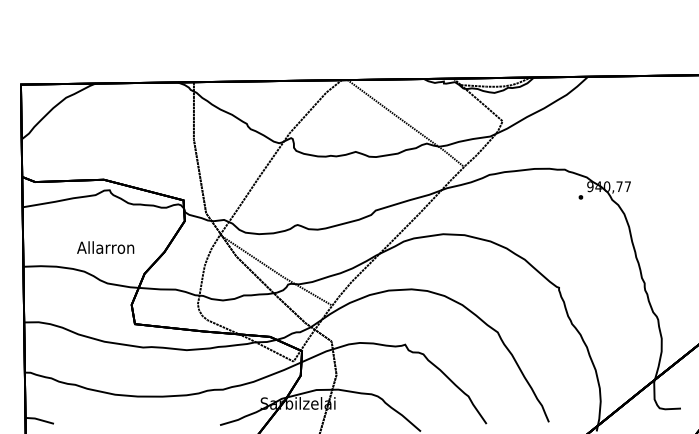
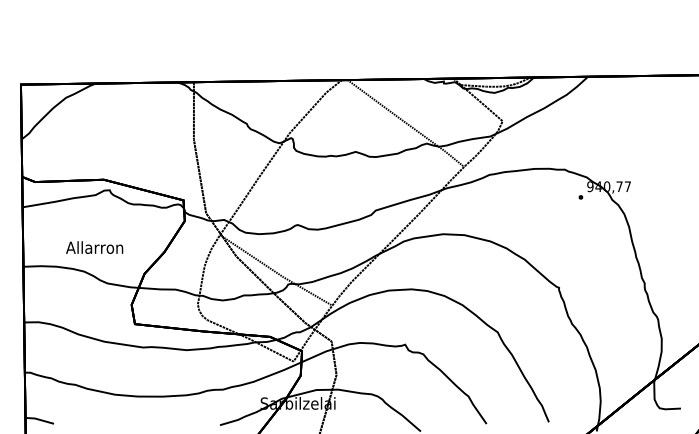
text position: (105, 247) -> (94, 247) (94, 247)
